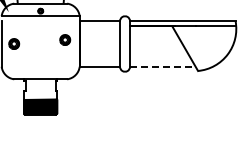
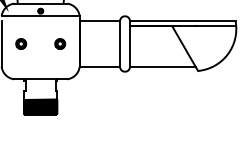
part position: (65, 39) -> (60, 43) (60, 43)
part position: (14, 43) -> (21, 43) (21, 43)
line: dashed -> solid (162, 66)
